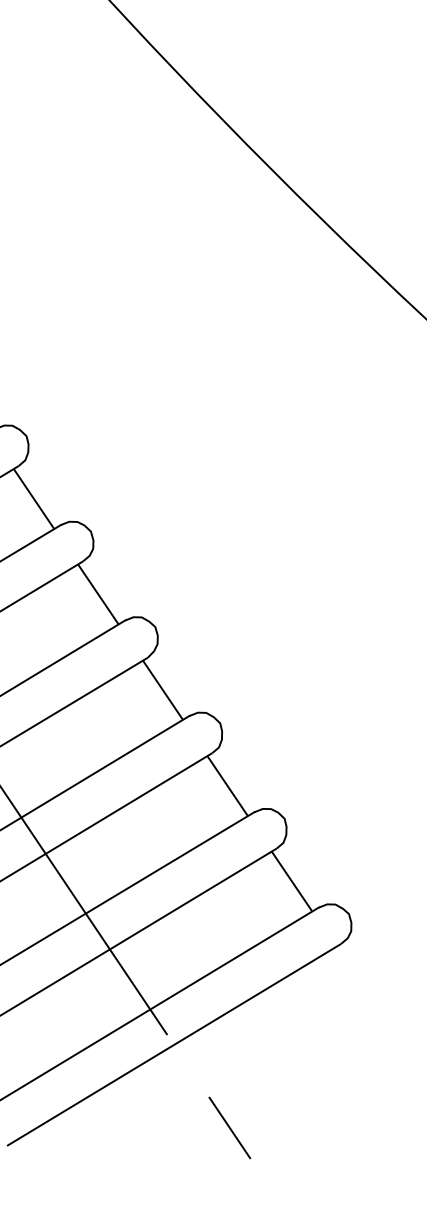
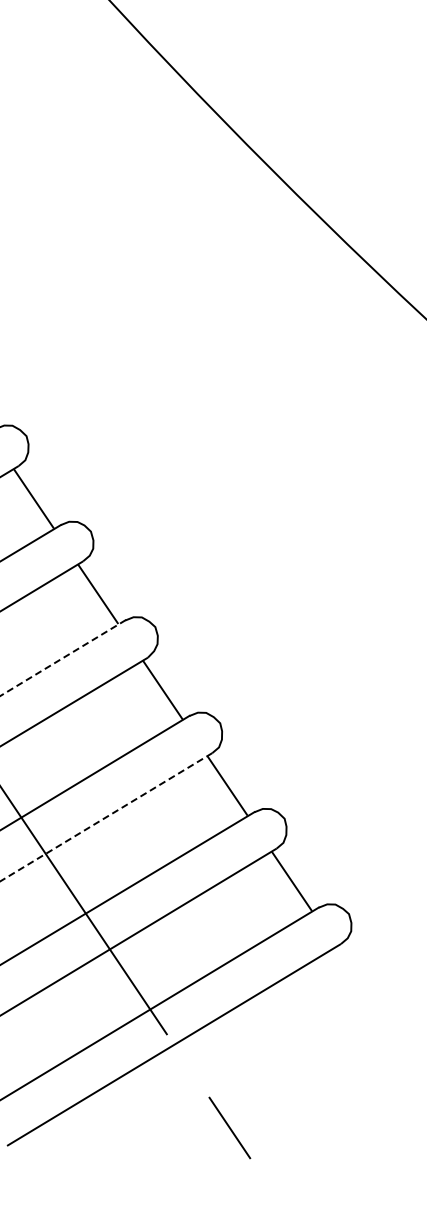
line: solid -> dashed (62, 658)
line: solid -> dashed (106, 817)
